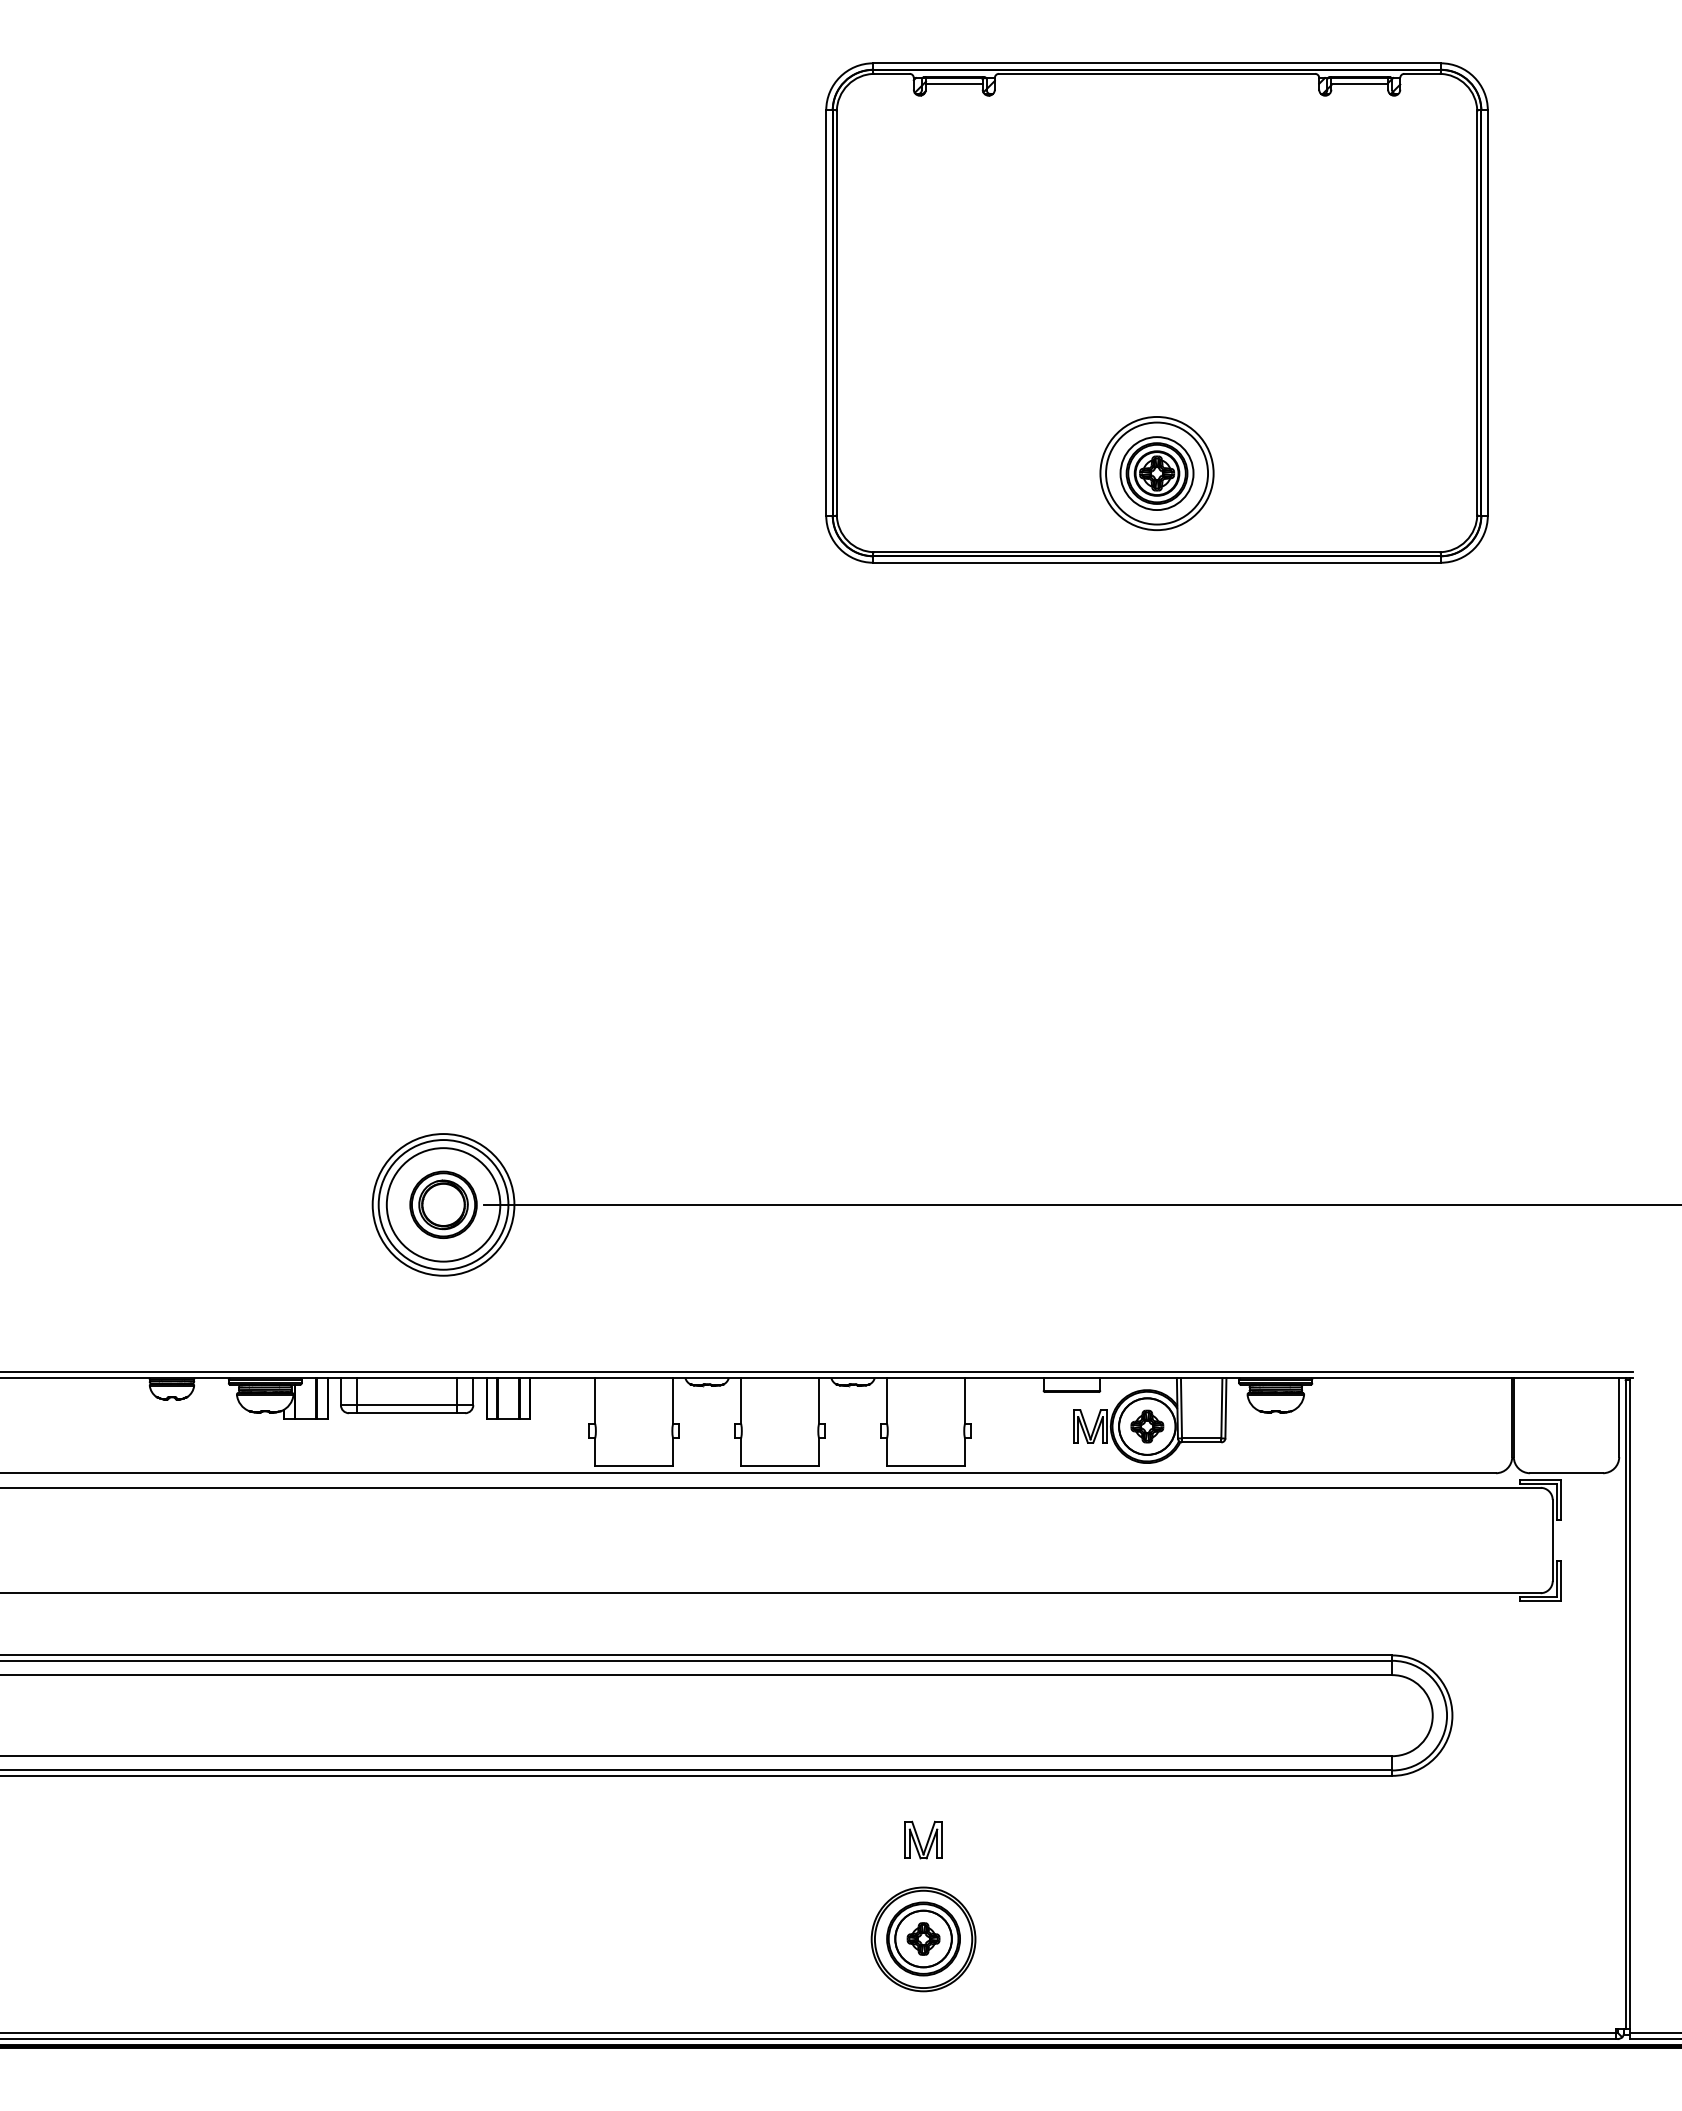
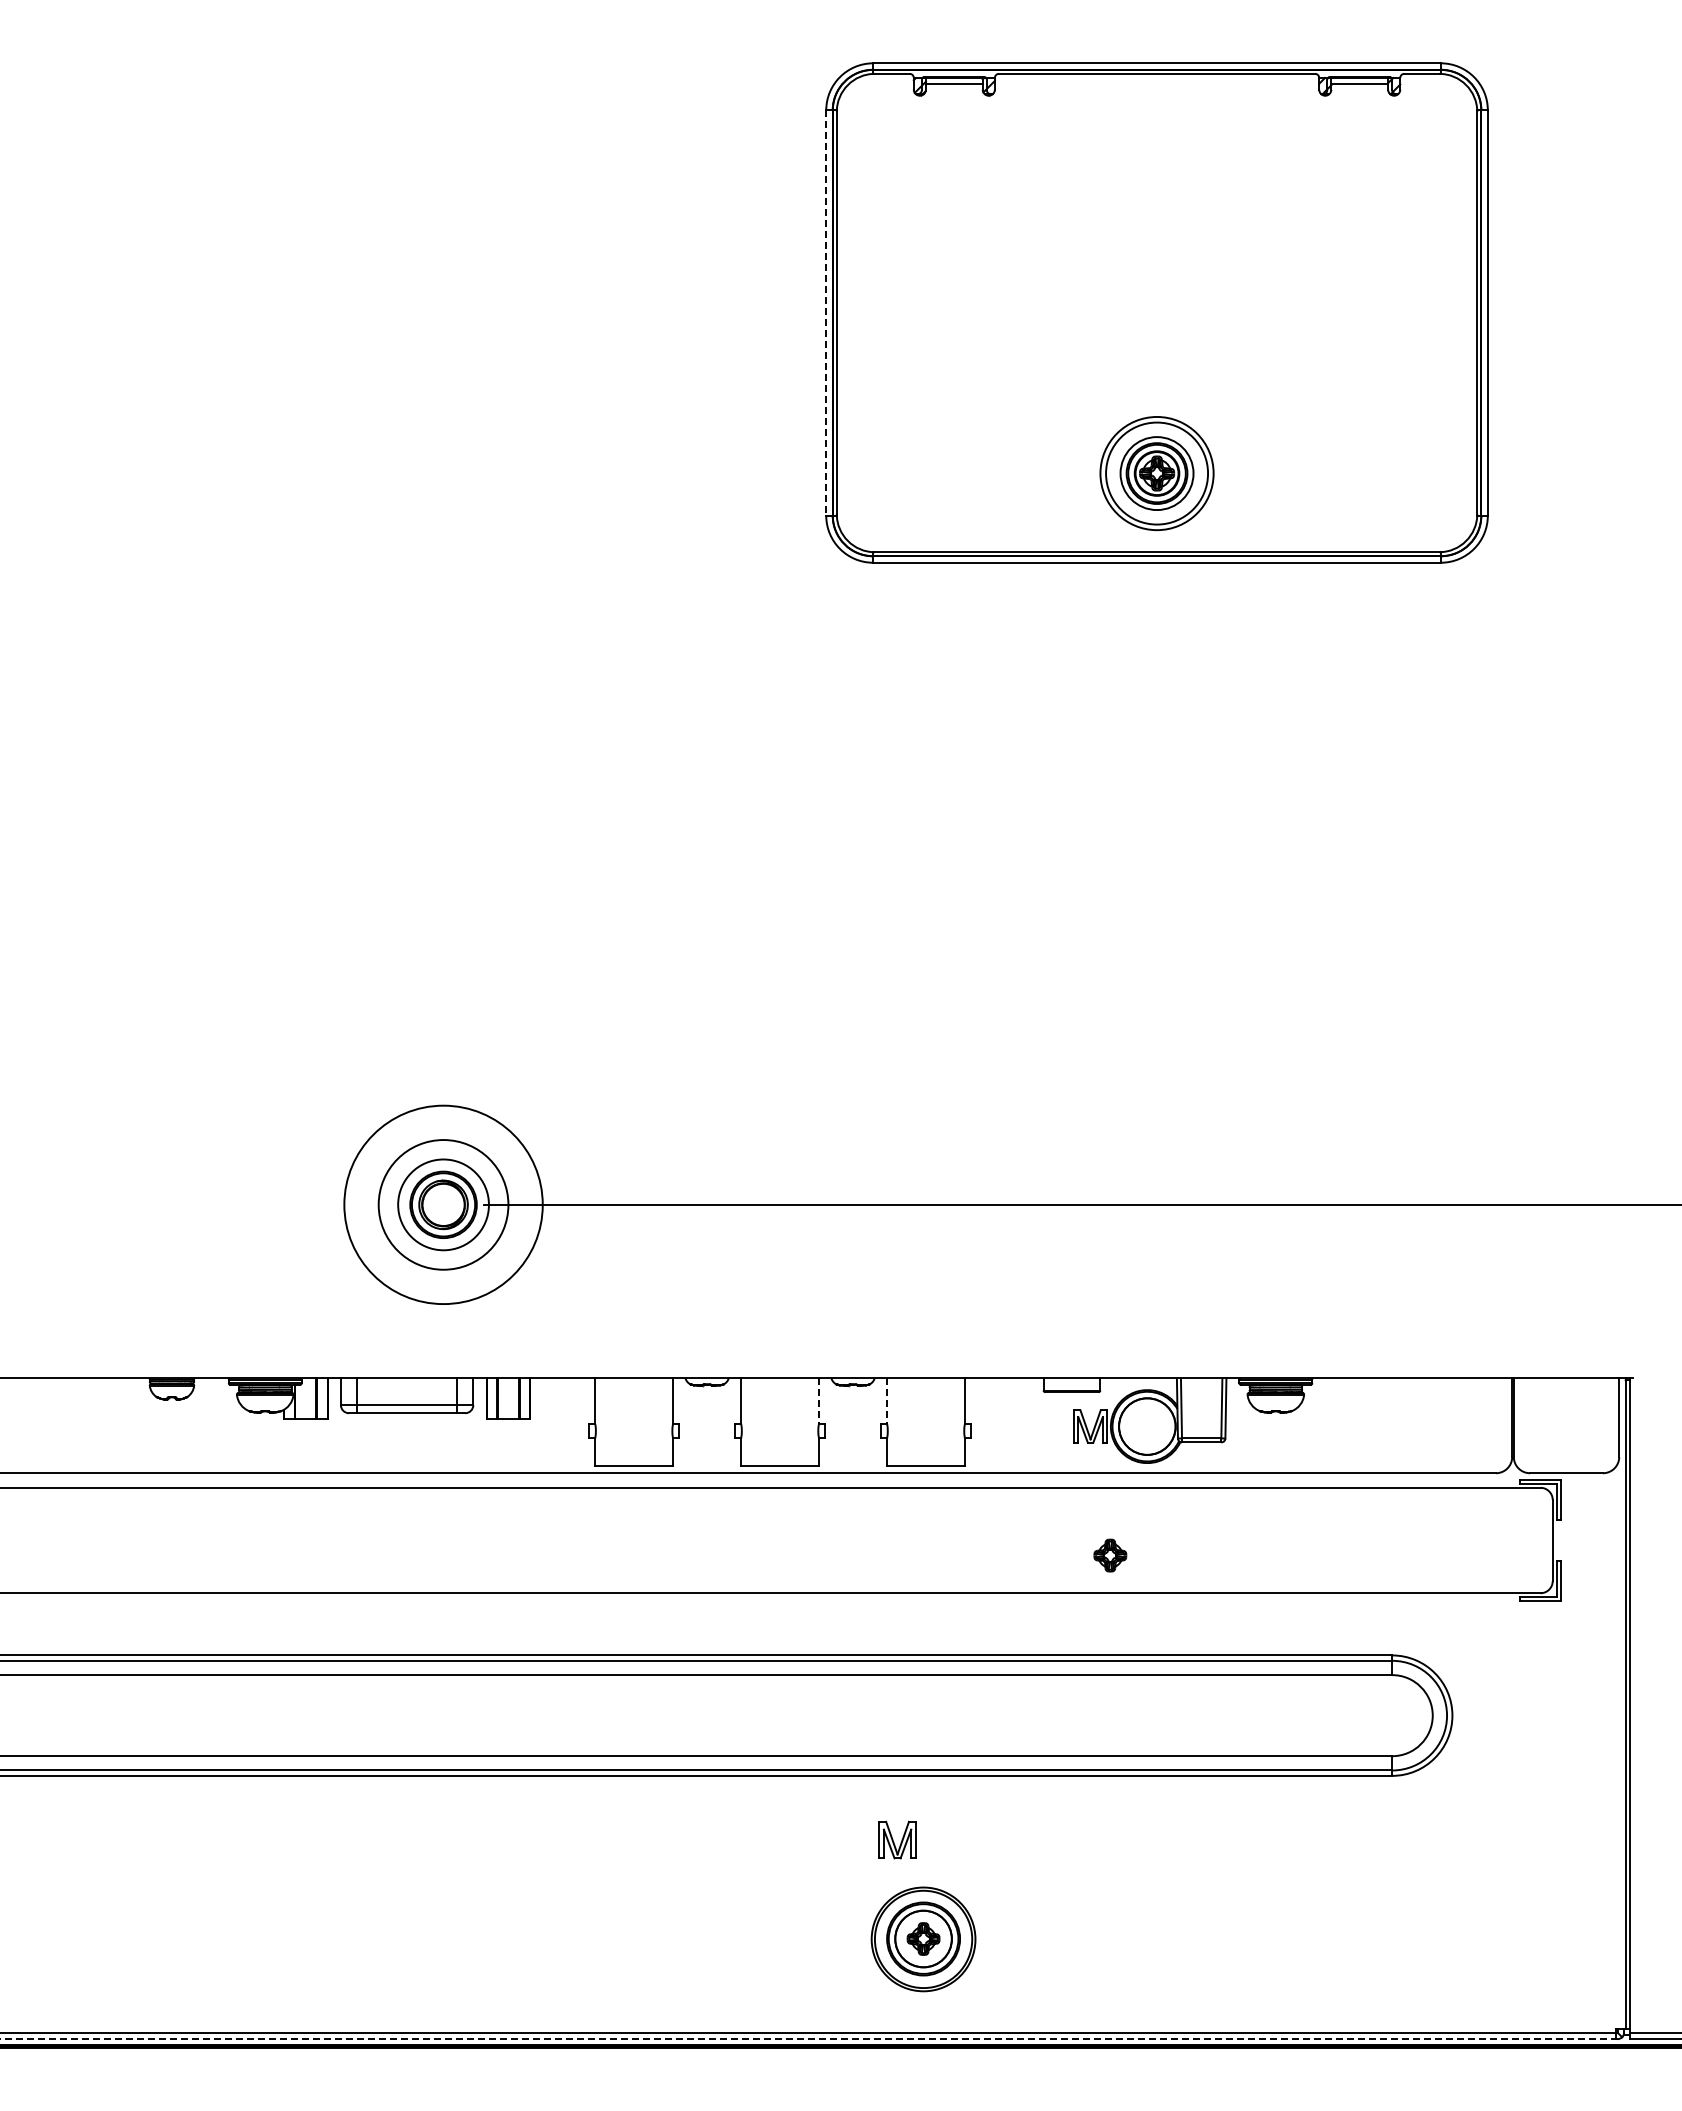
line: solid -> dashed (826, 313)
circle diameter: 114 px -> 91 px (443, 1204)
circle diameter: 142 px -> 198 px (443, 1204)
line: present -> none (817, 1371)
line: solid -> dashed (818, 1401)
line: solid -> dashed (887, 1401)
part position: (1147, 1426) -> (1110, 1555) (1110, 1555)
part position: (923, 1839) -> (897, 1839) (897, 1839)
line: solid -> dashed (808, 2039)
